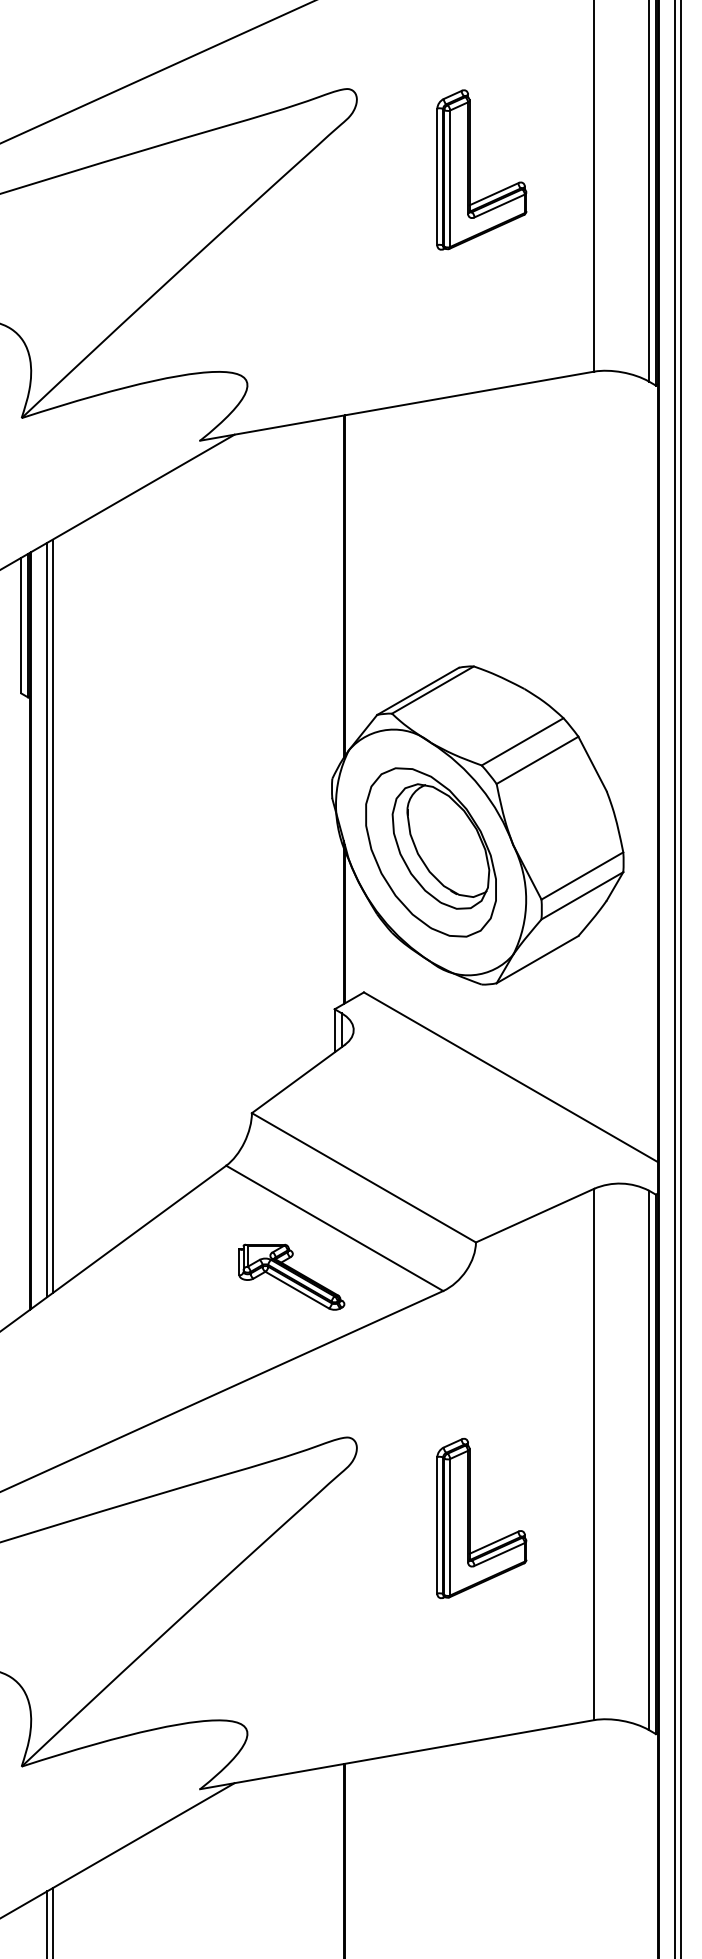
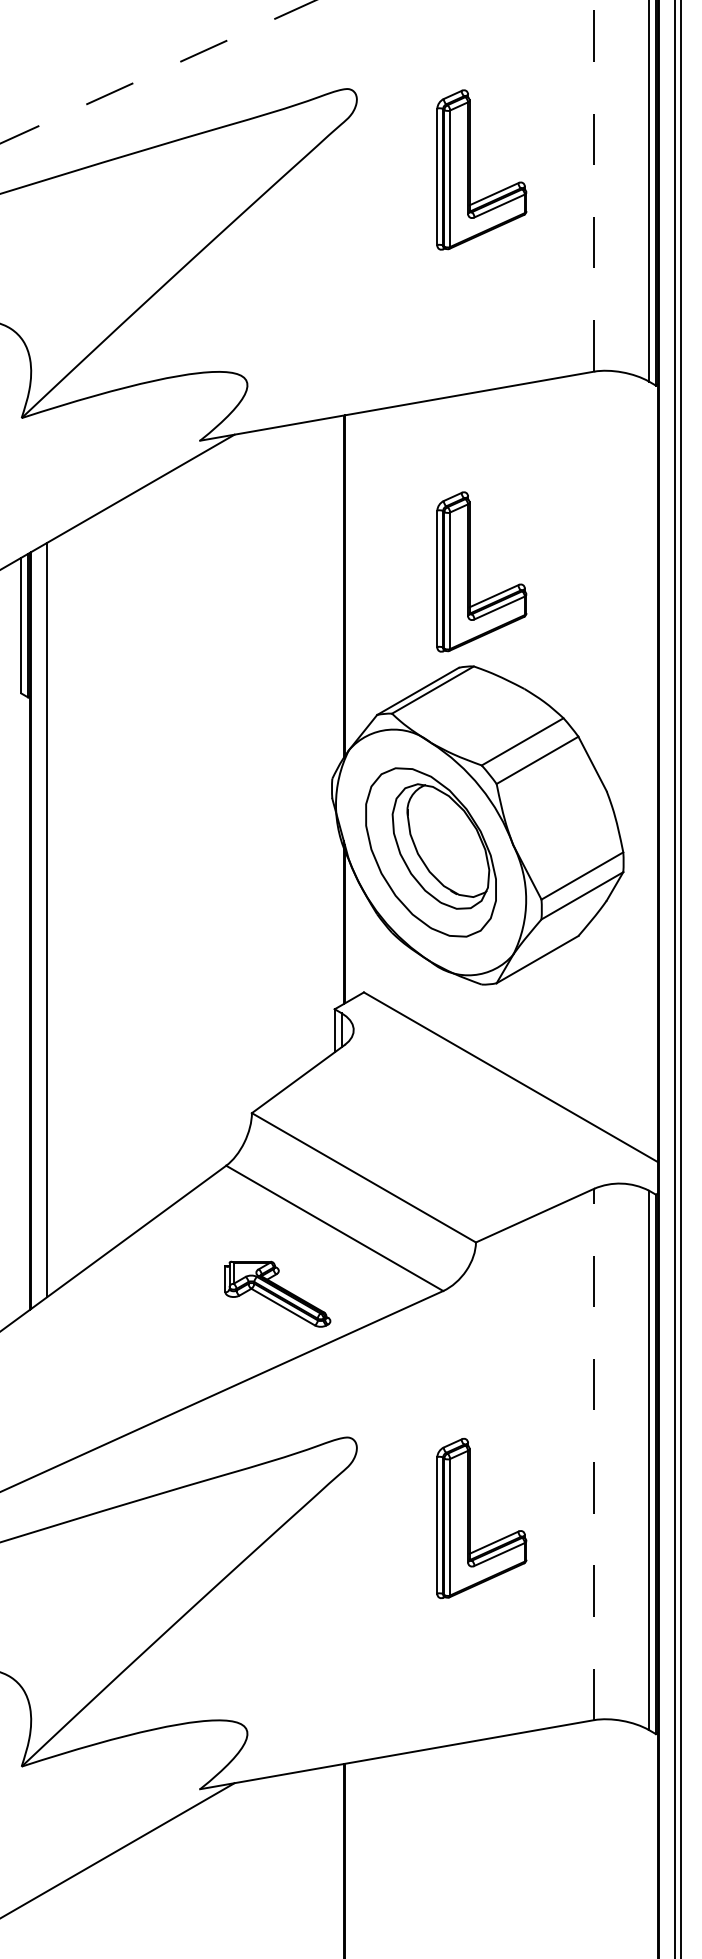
line: solid -> dashed (158, 71)
line: solid -> dashed (594, 185)
part: none -> present (470, 571)
line: present -> none (53, 915)
part position: (291, 1276) -> (277, 1293) (277, 1293)
line: solid -> dashed (594, 1454)
line: present -> none (53, 1921)
line: present -> none (47, 1923)
